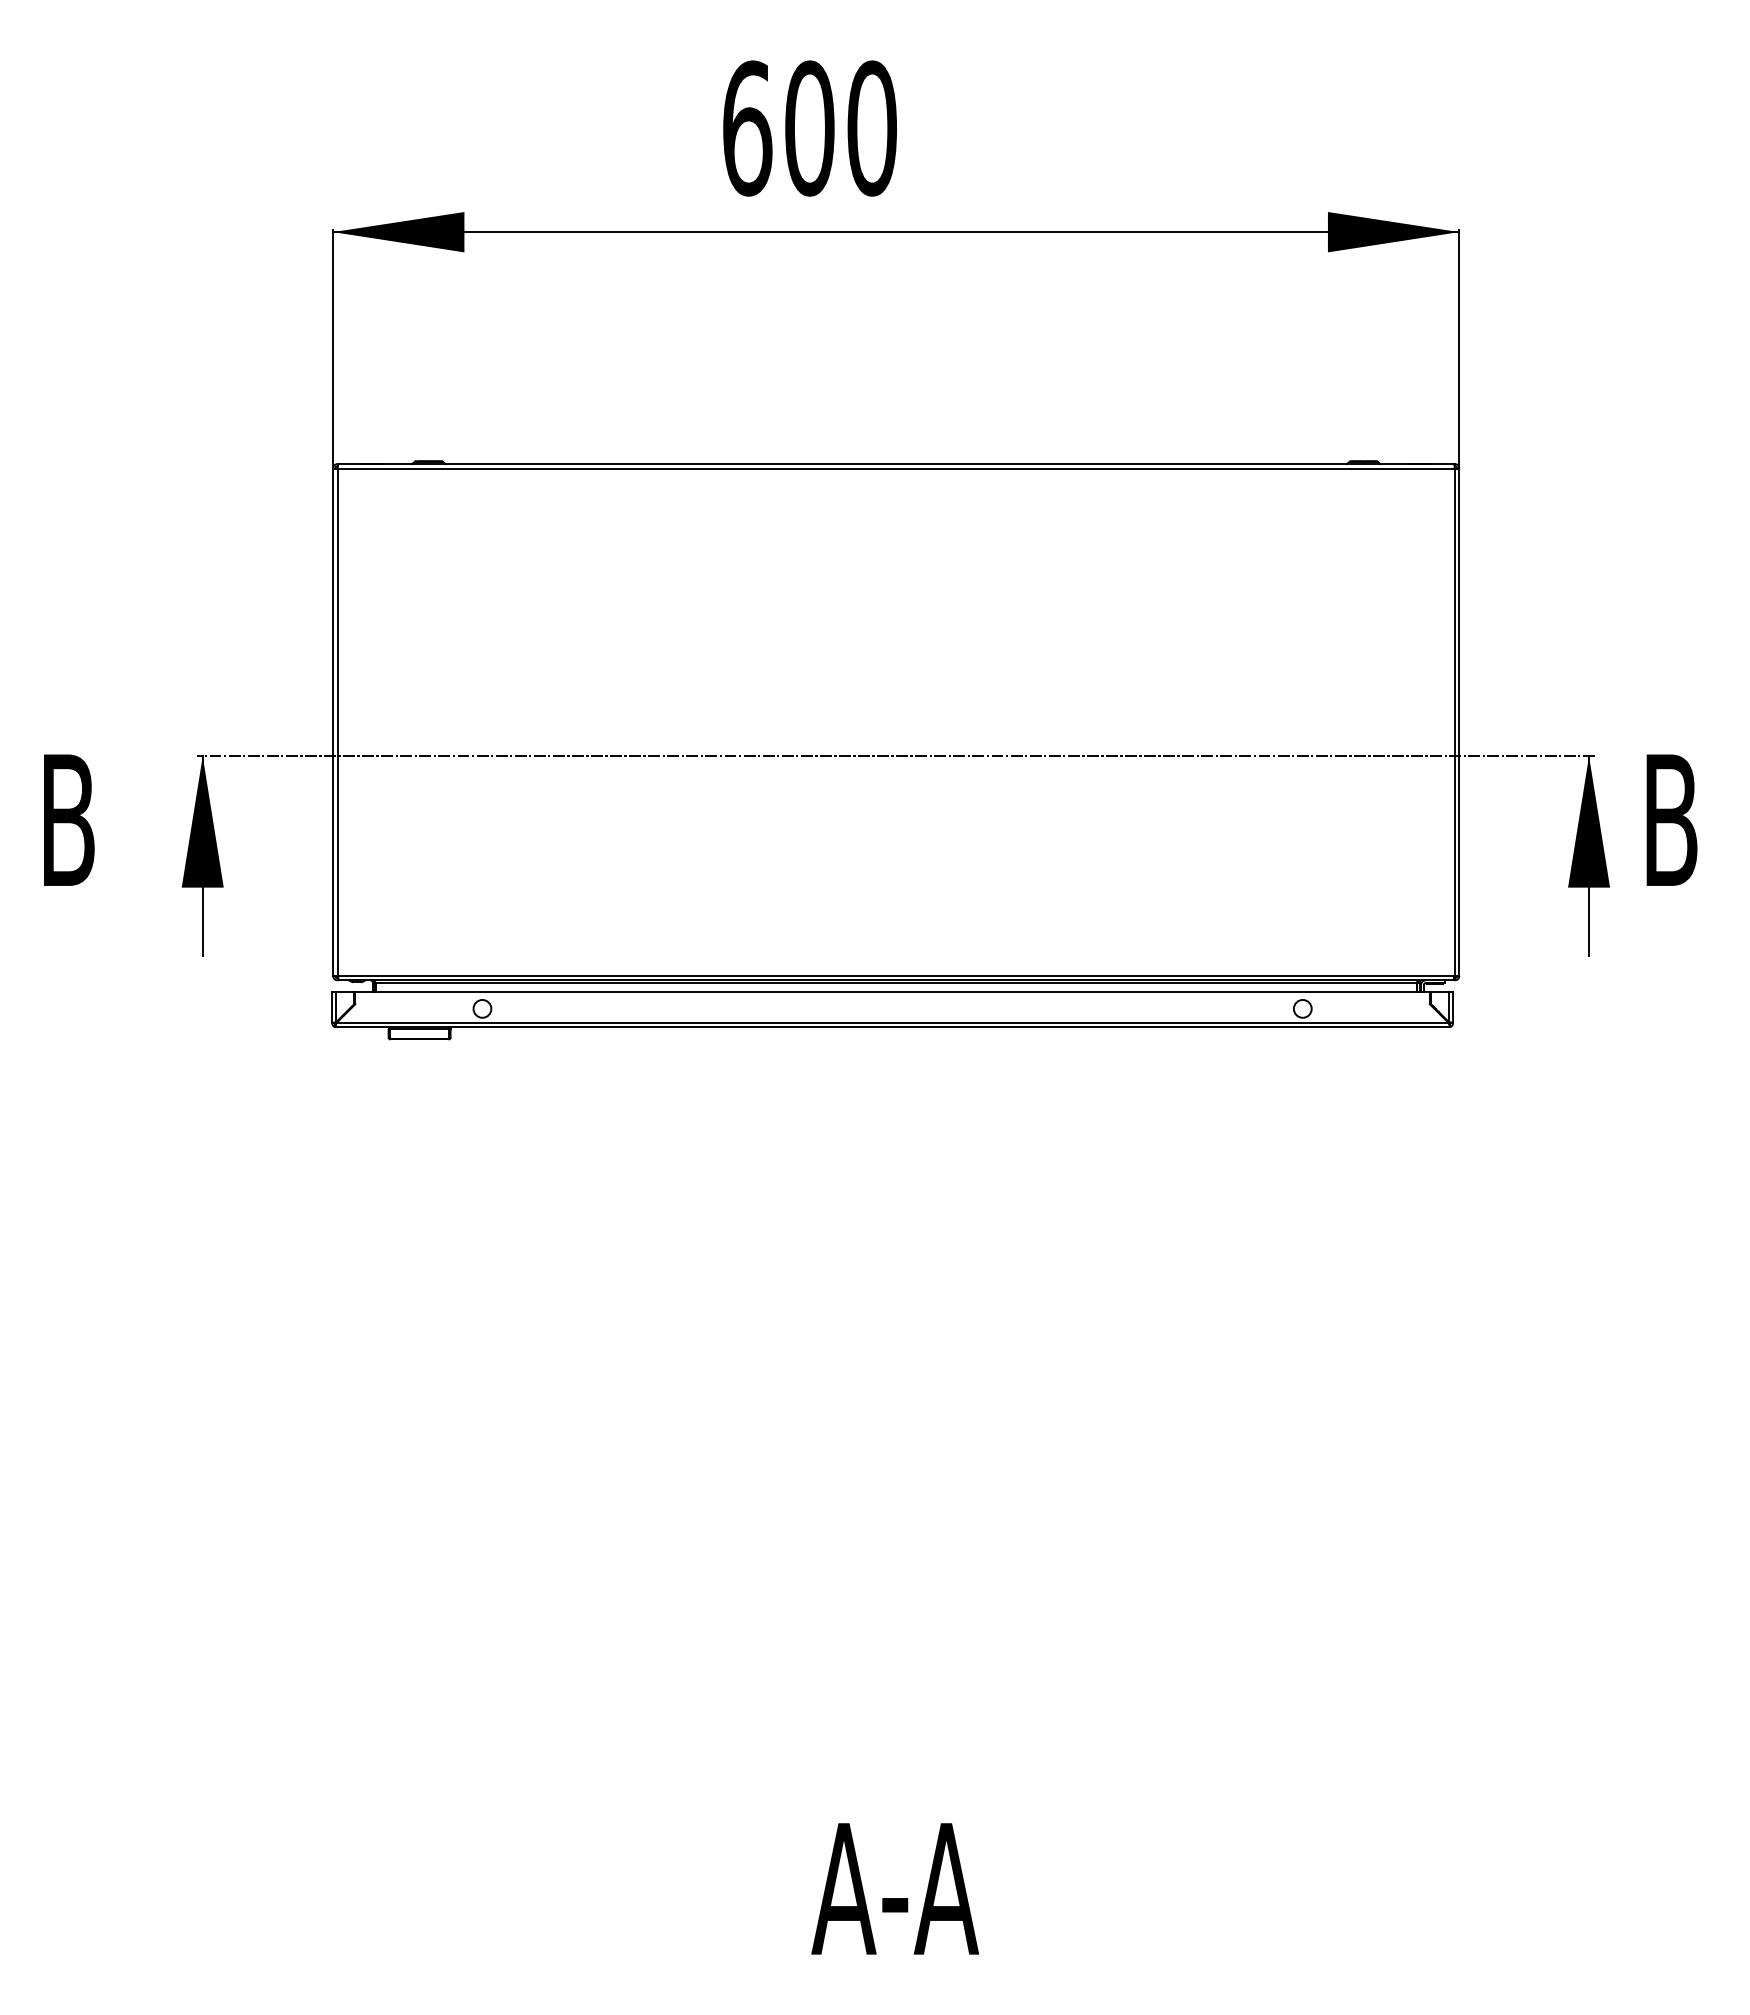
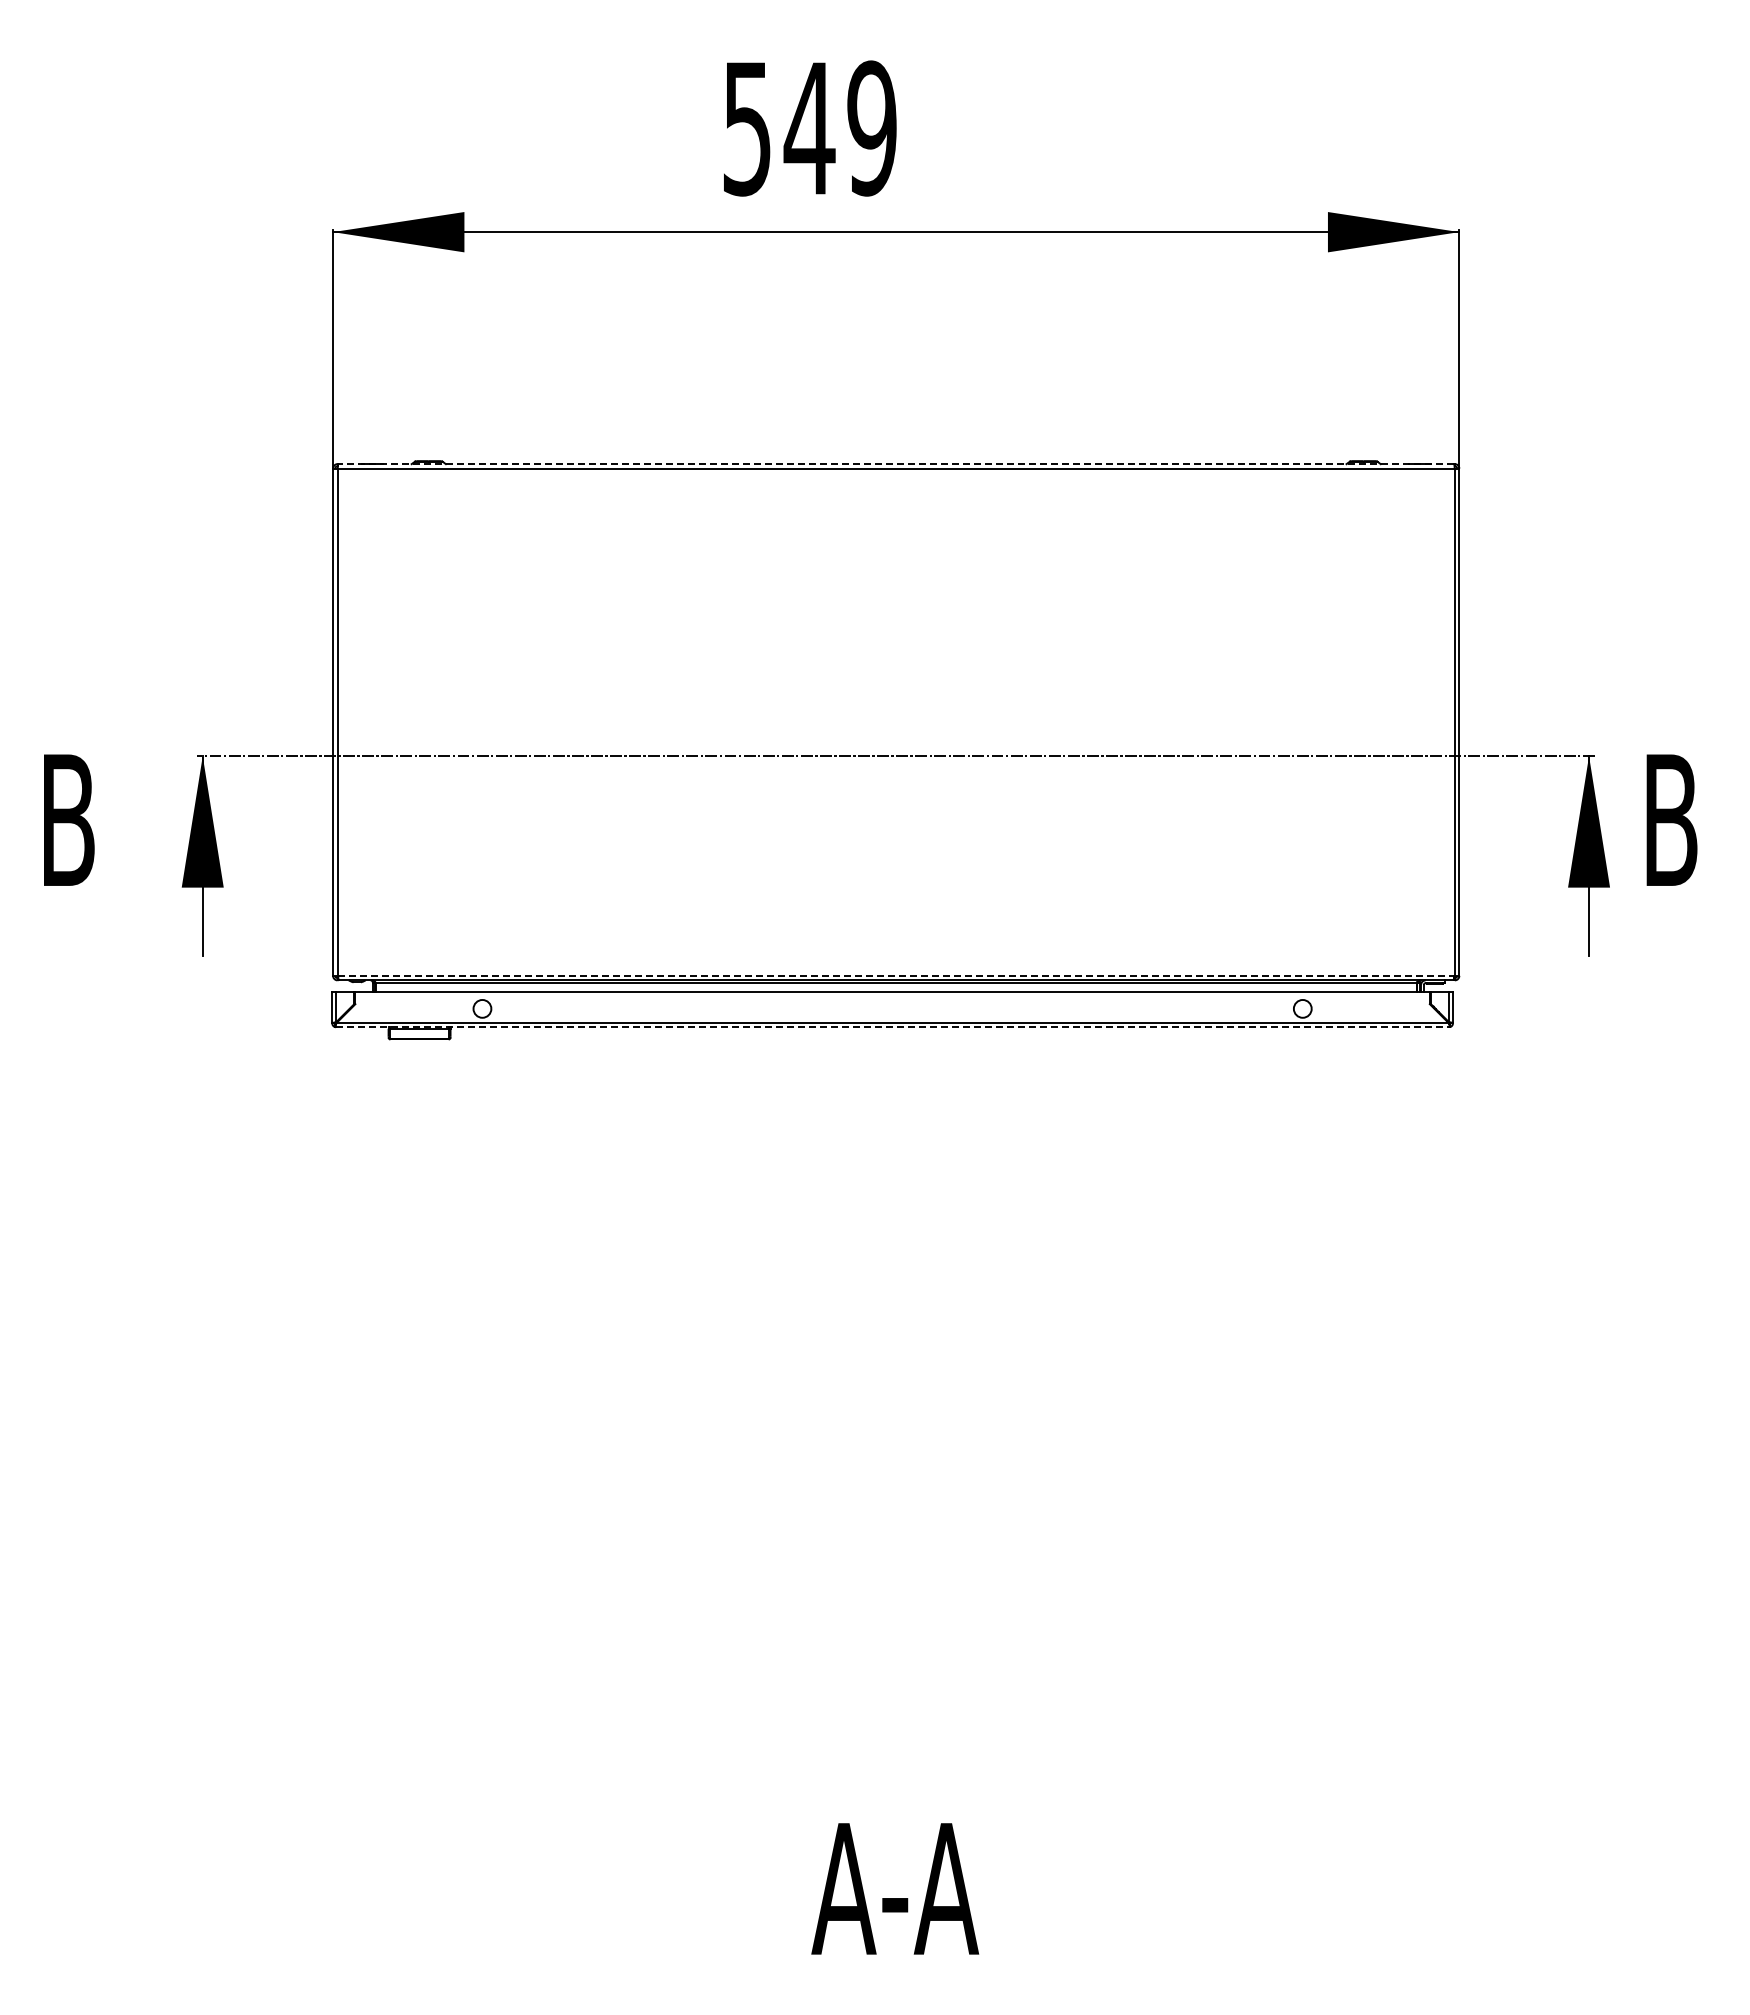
text: 600 -> 549 (809, 128)
line: solid -> dashed (896, 464)
line: solid -> dashed (896, 975)
line: solid -> dashed (893, 1027)
